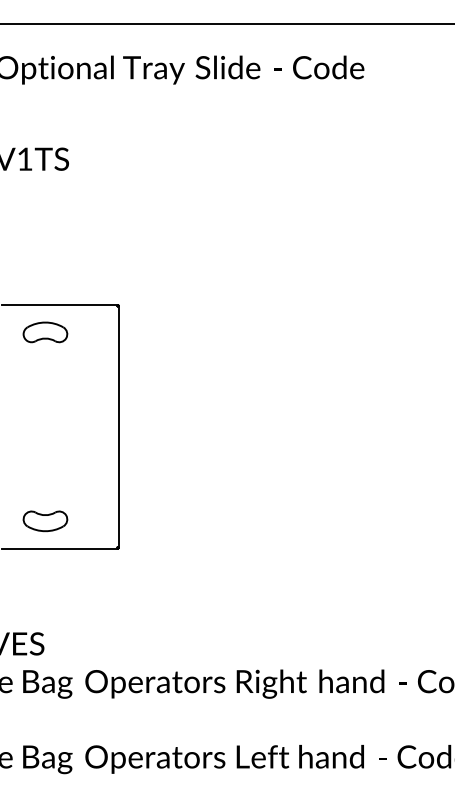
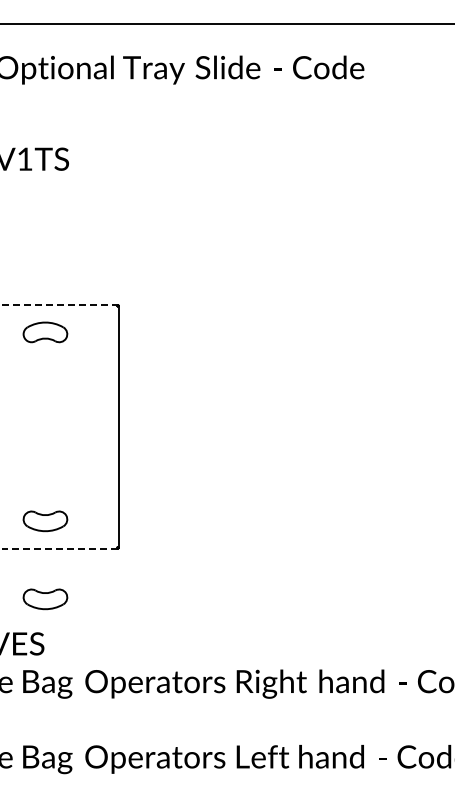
line: solid -> dashed (60, 305)
line: solid -> dashed (59, 548)
part: none -> present (45, 599)
